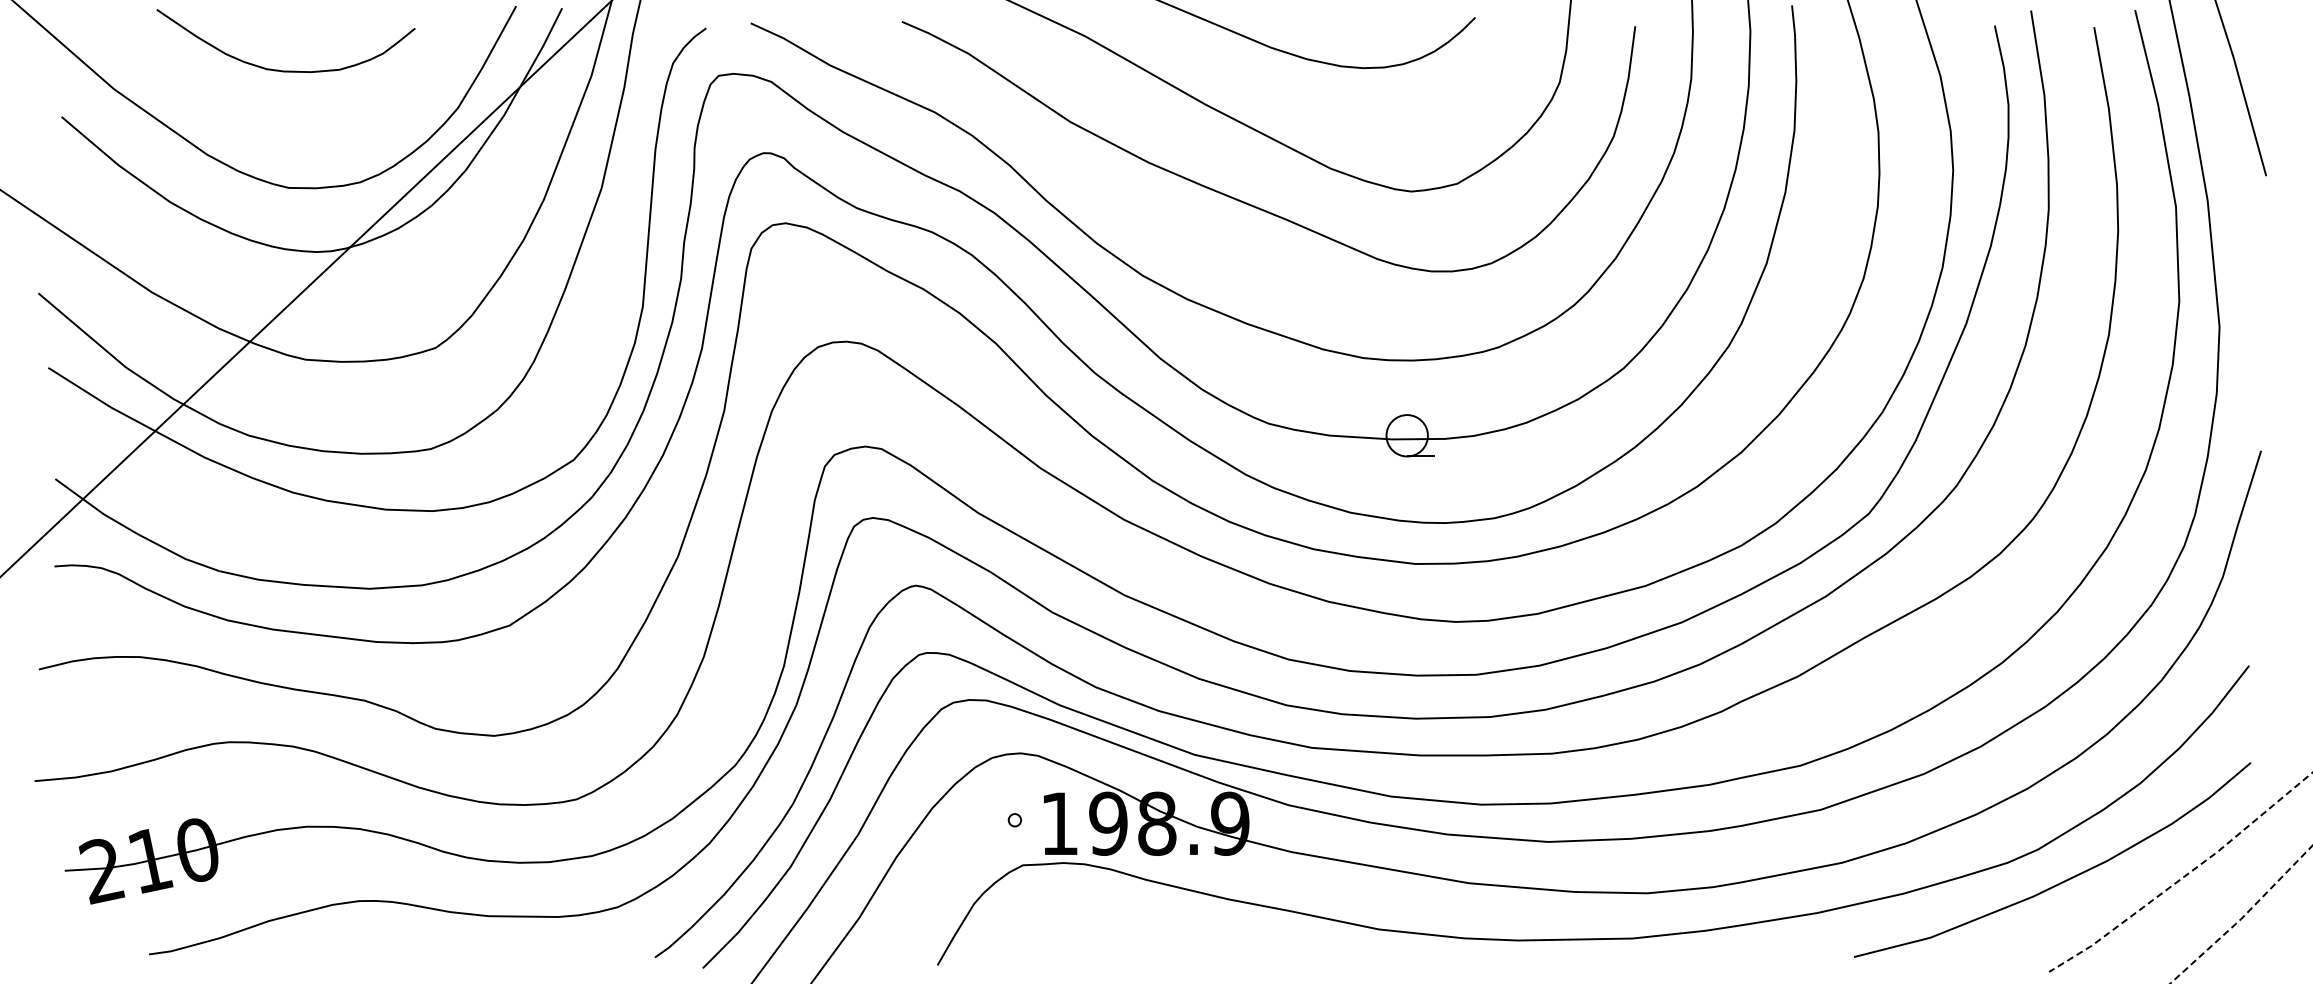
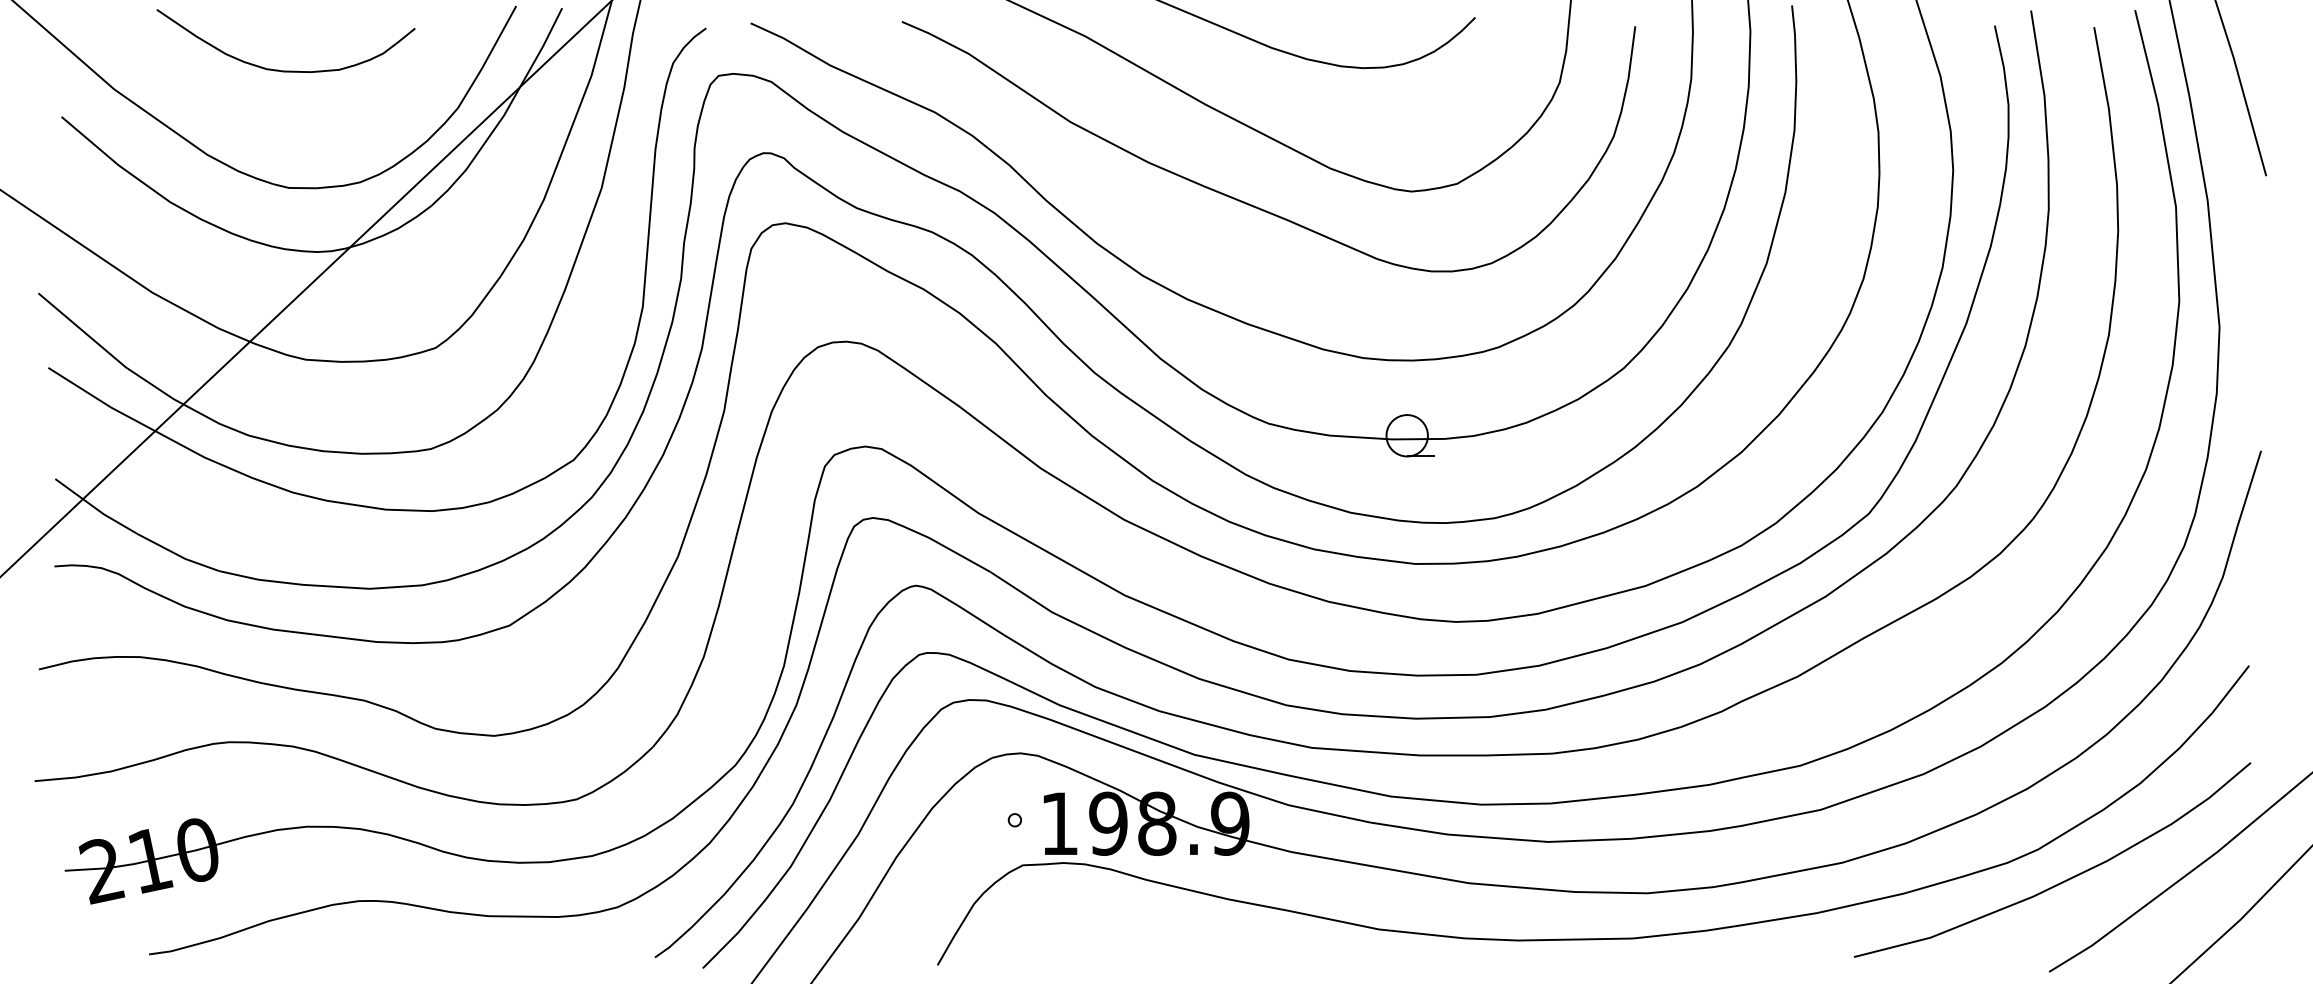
line: dashed -> solid (2184, 876)
line: dashed -> solid (2243, 917)
